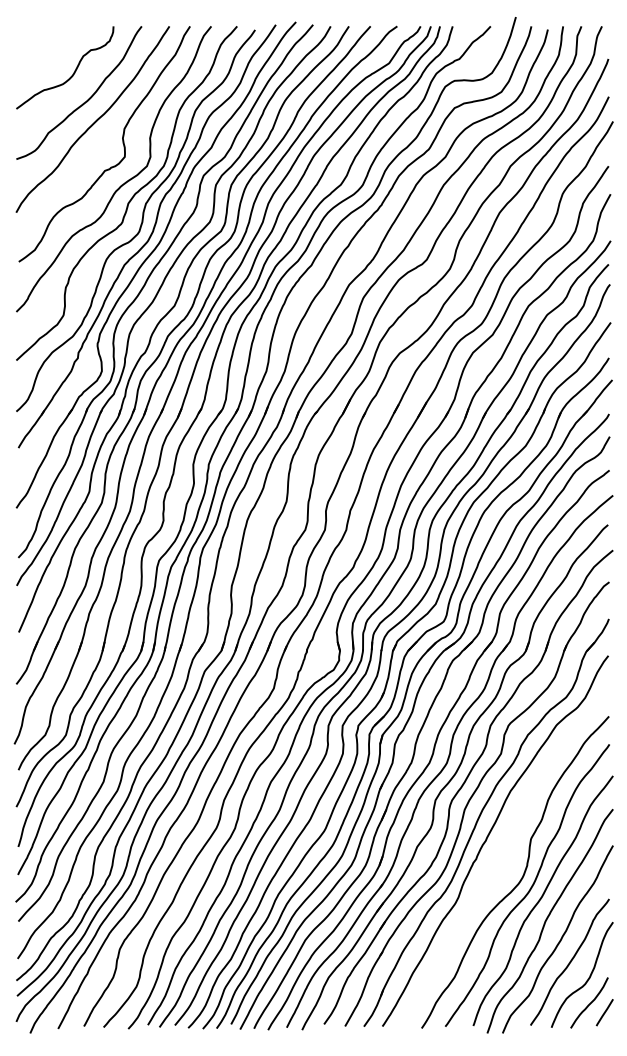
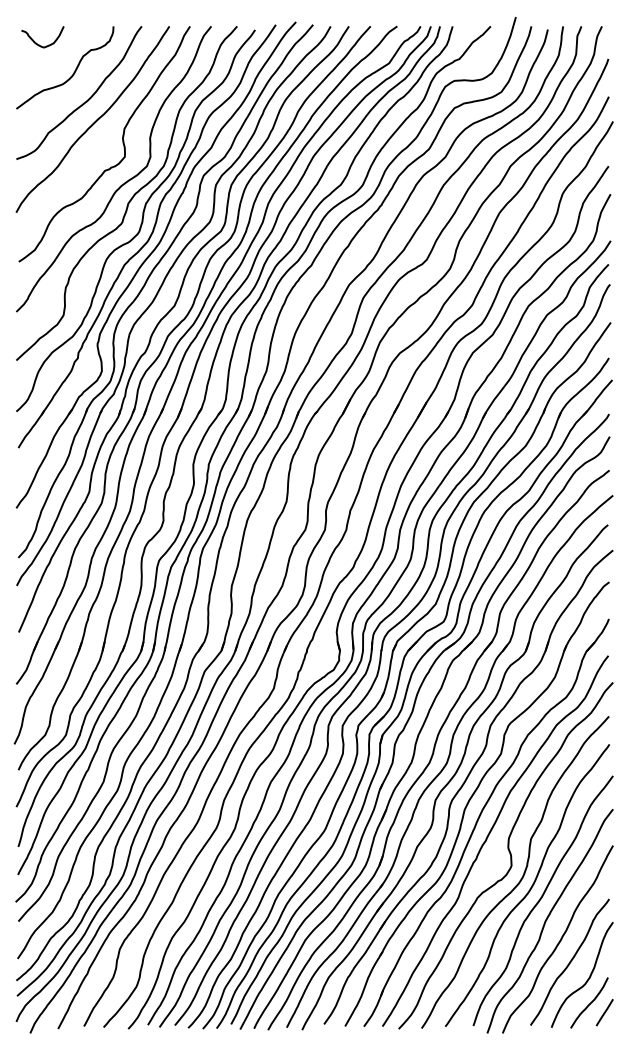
curve: none -> present (39, 44)
curve: none -> present (509, 854)
